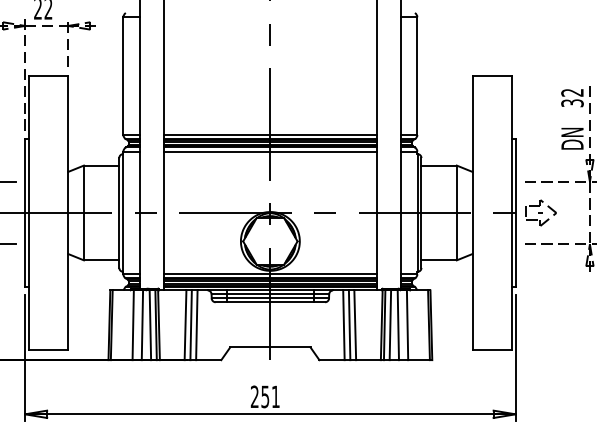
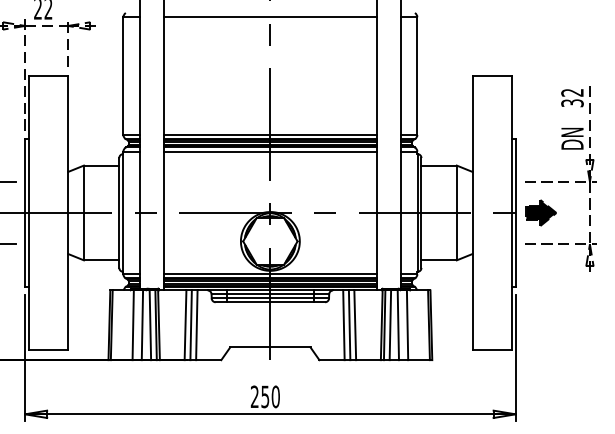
line: none -> present (270, 17)
fill: none -> present (541, 213)
text: 251 -> 250 (275, 396)
